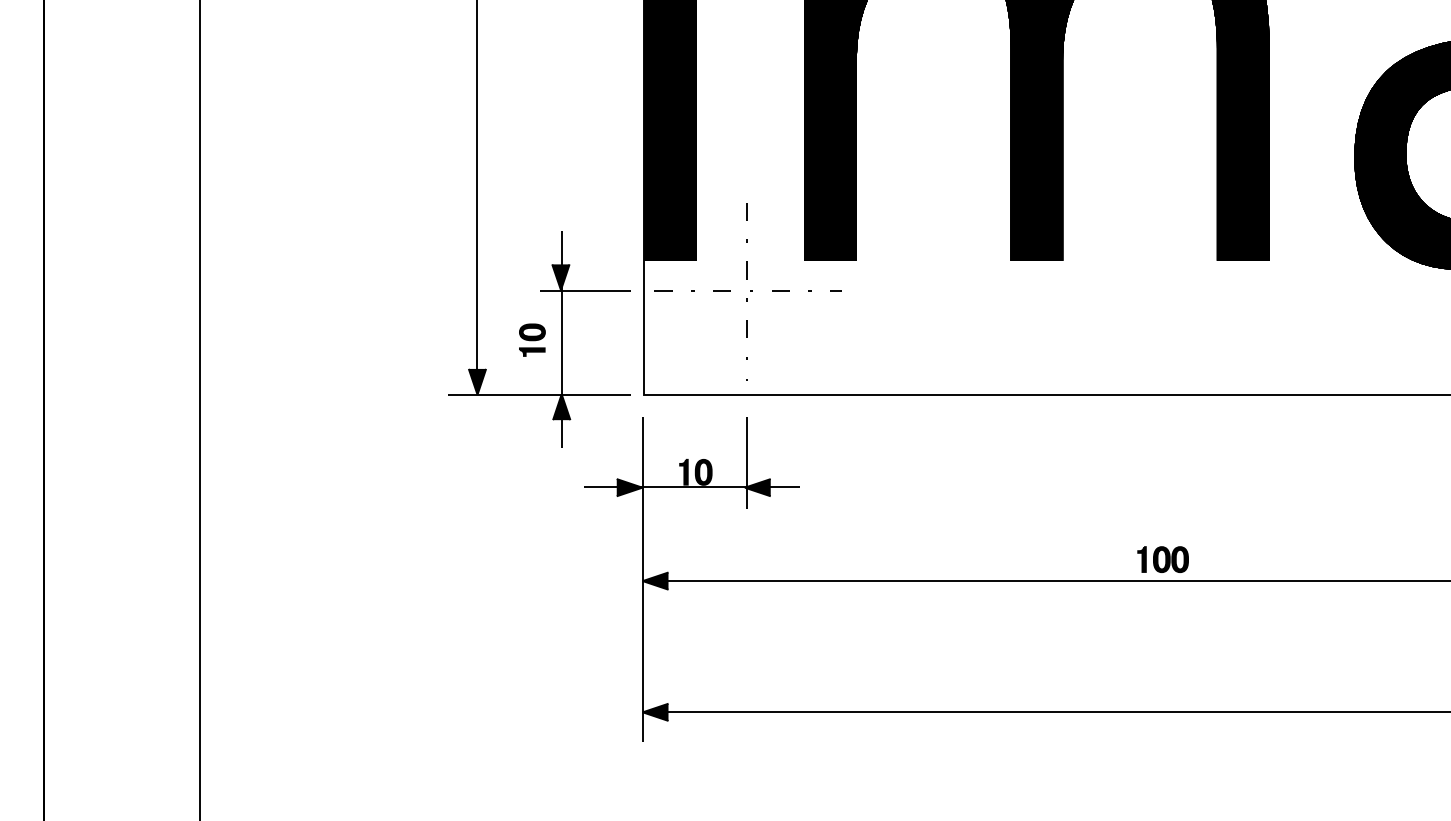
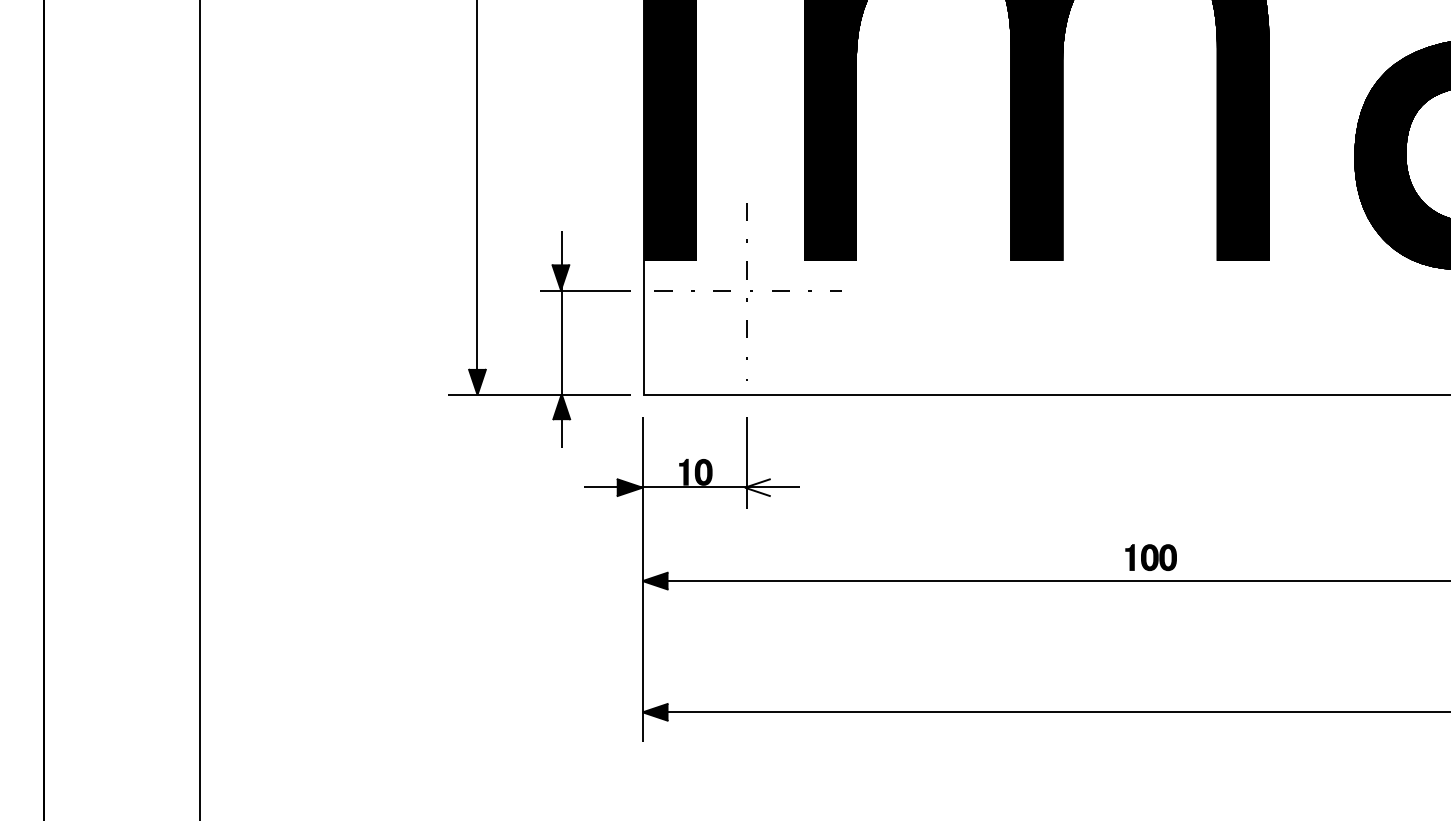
part: present -> none (532, 339)
fill: present -> none (757, 487)
part position: (1162, 559) -> (1150, 557) (1150, 557)
